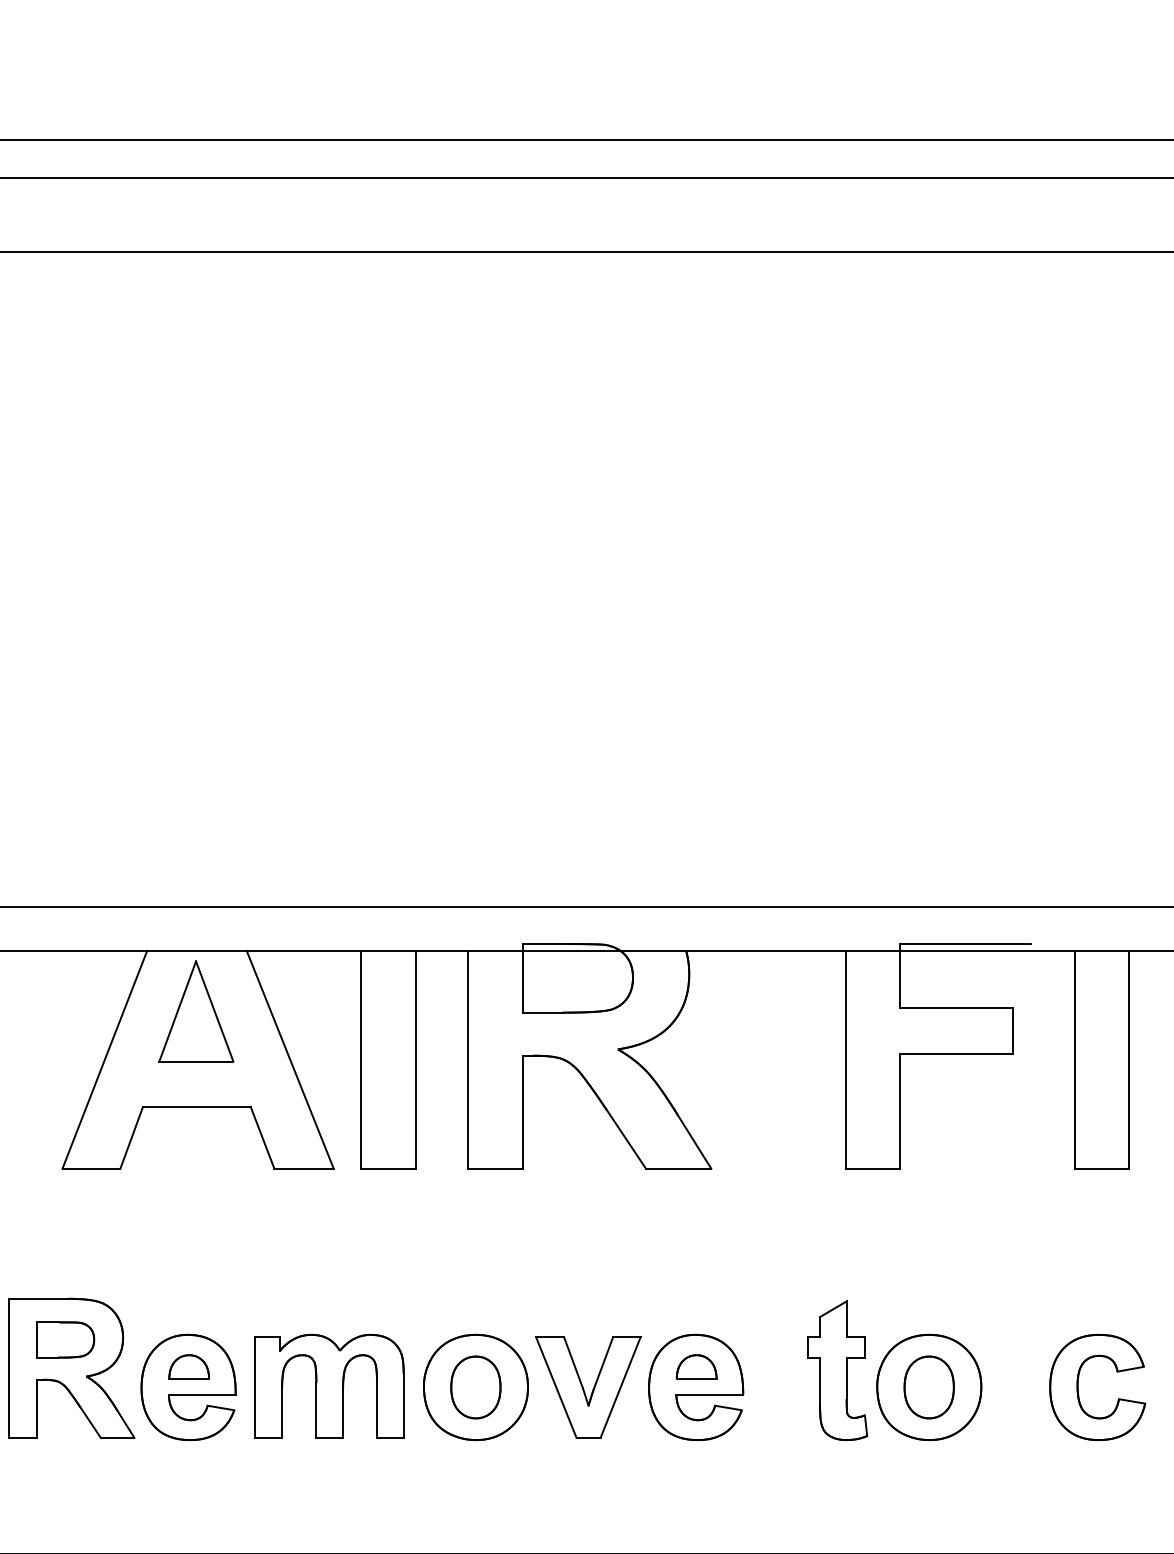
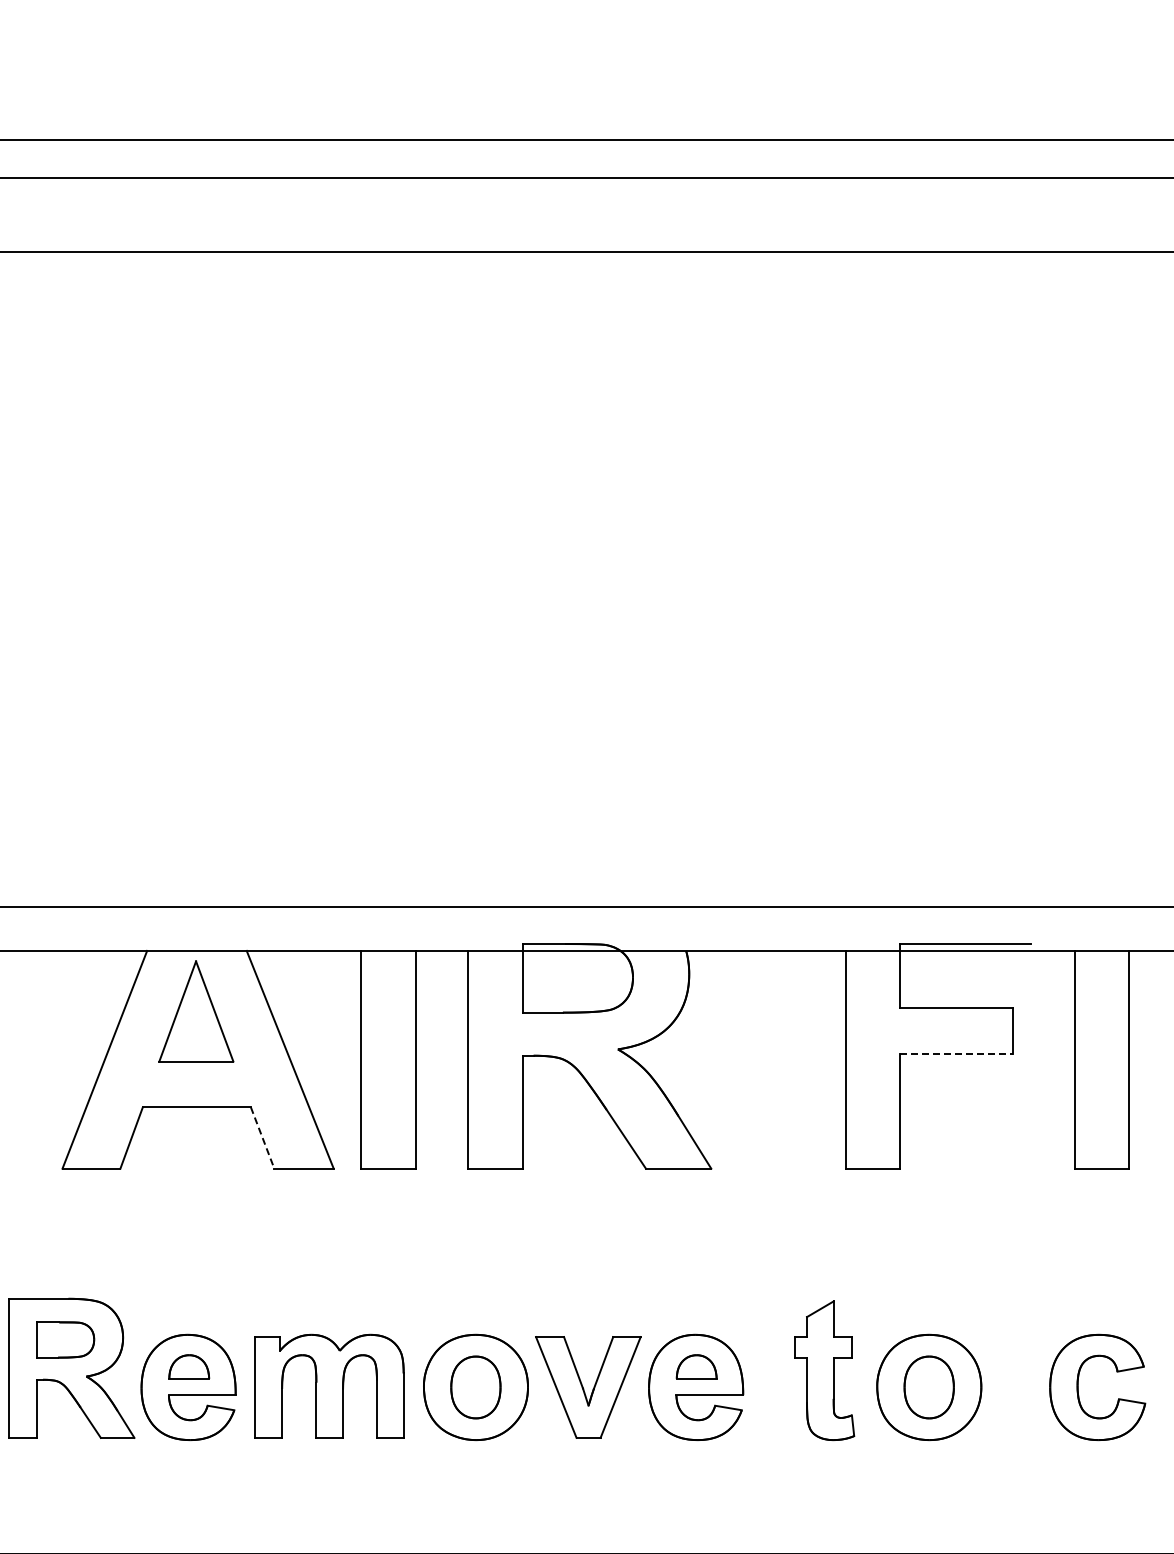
line: solid -> dashed (956, 1053)
line: solid -> dashed (262, 1137)
part position: (837, 1370) -> (824, 1370) (824, 1370)
